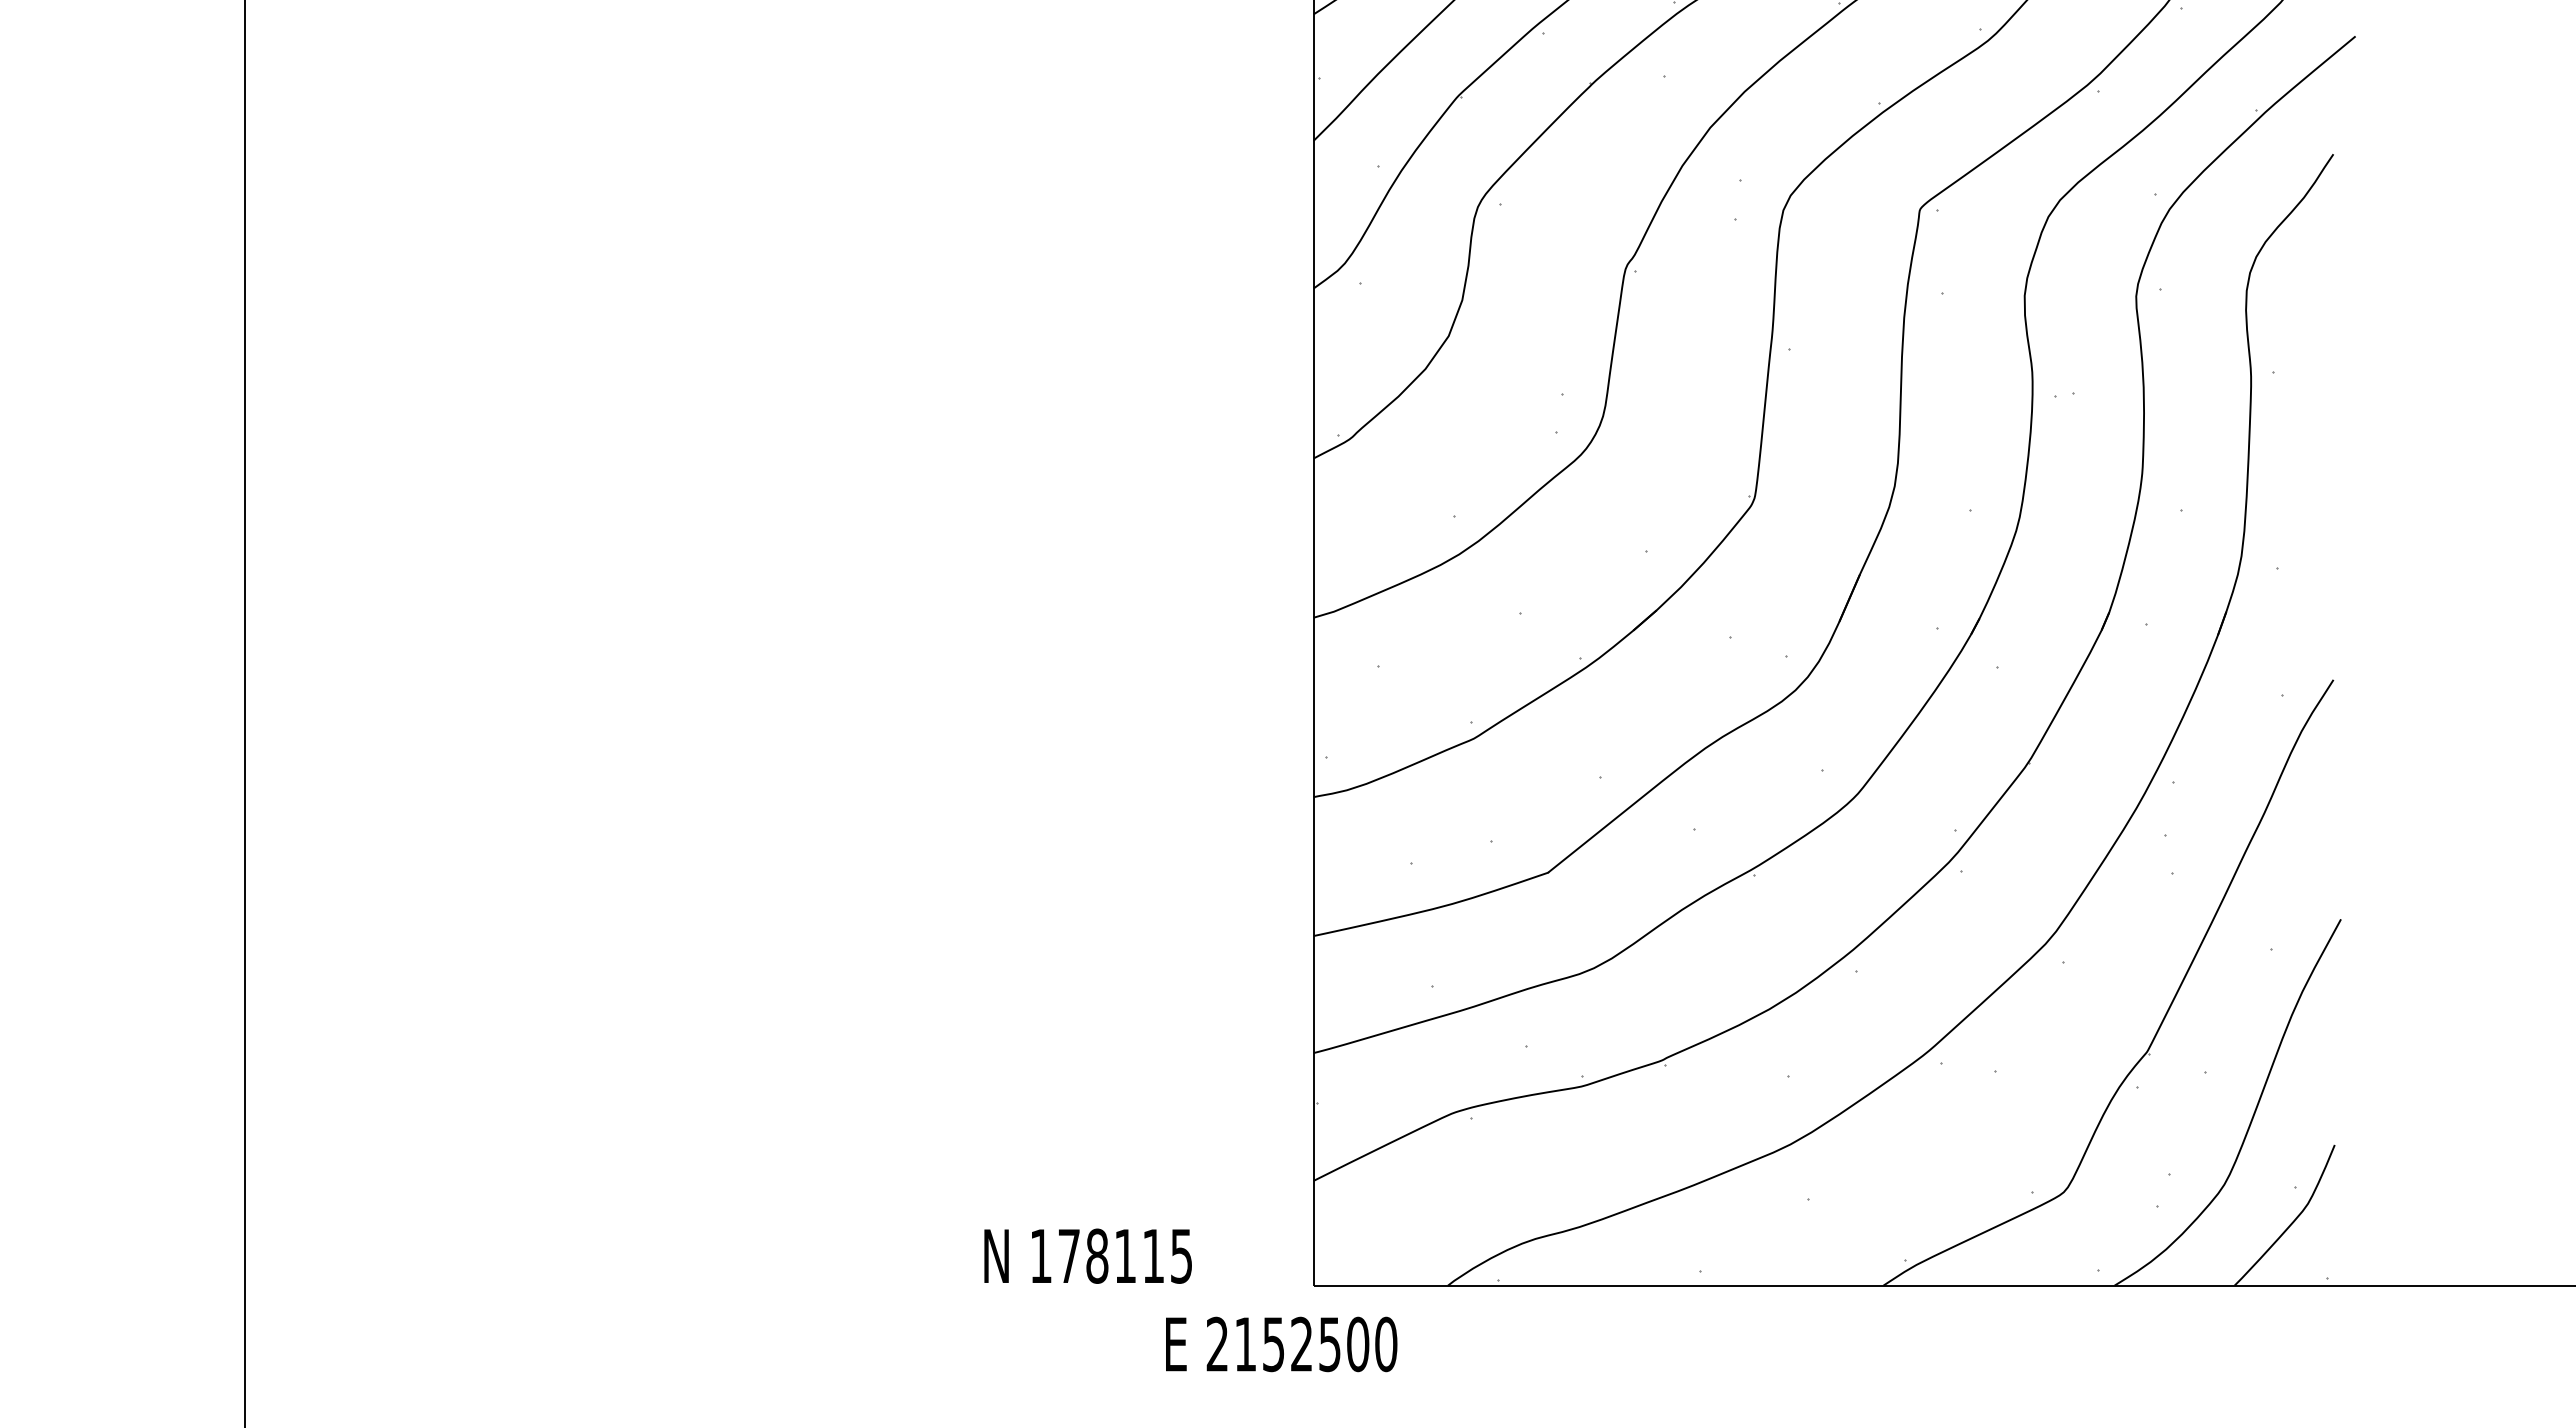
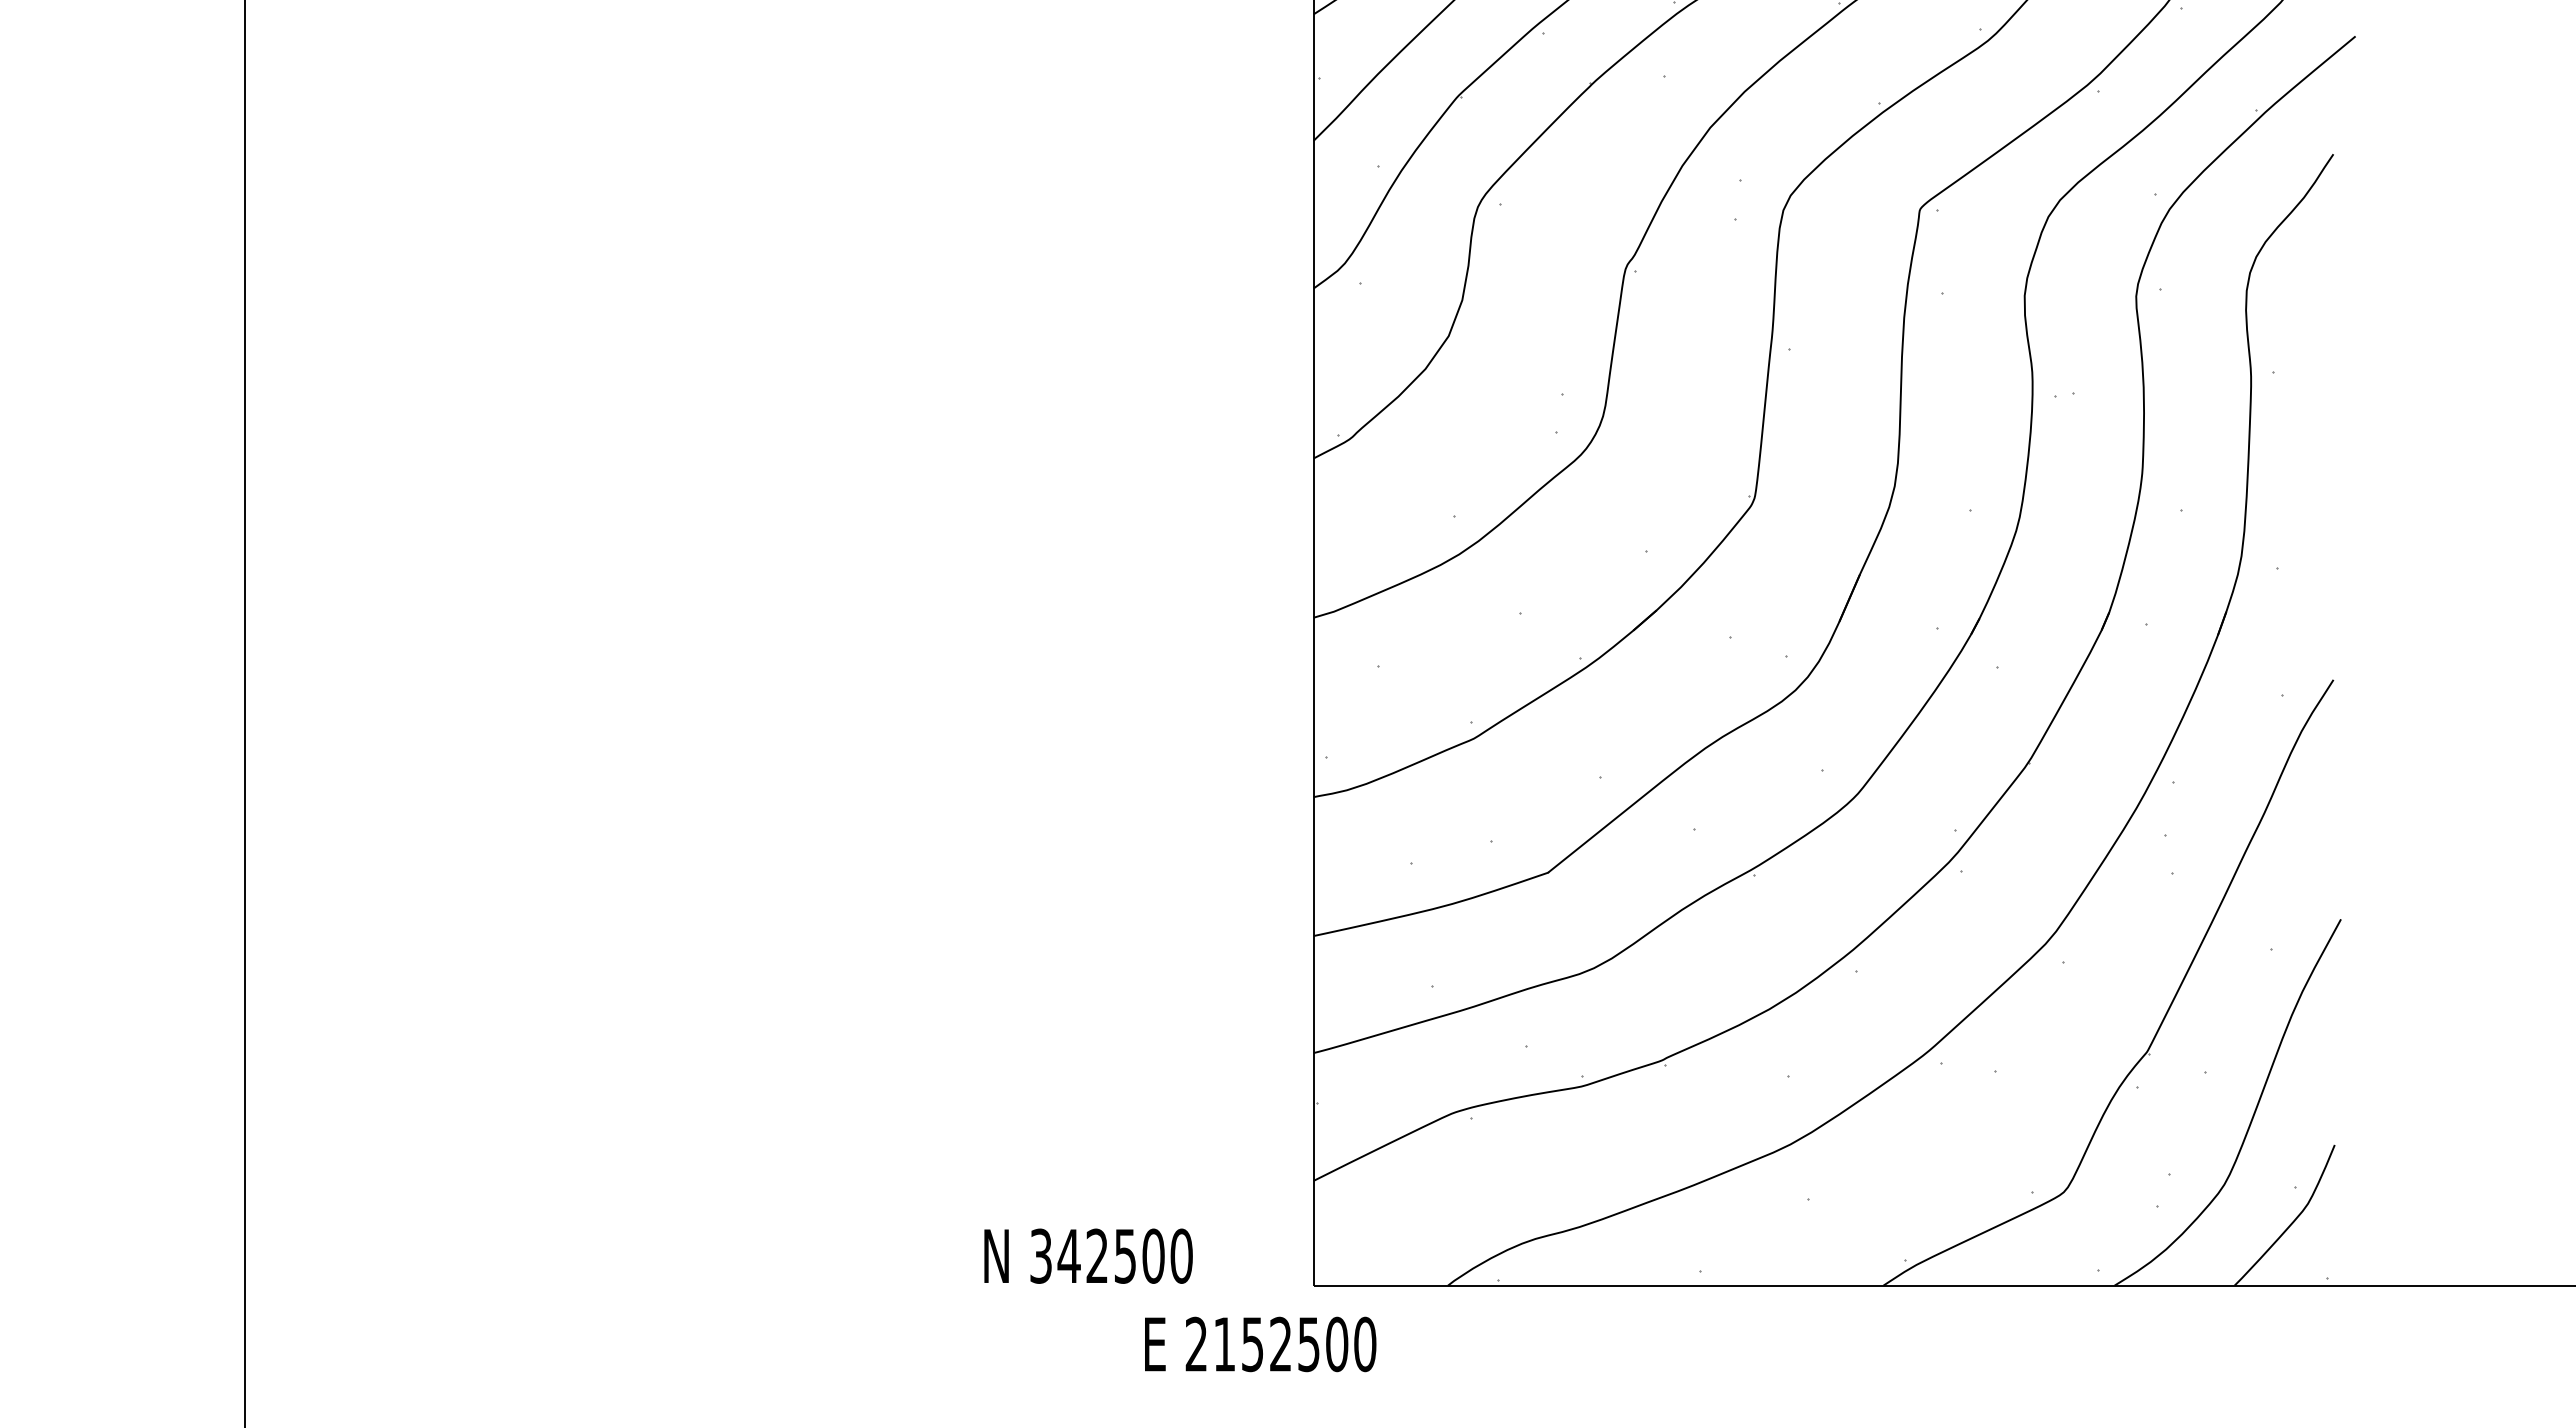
text: 178115 -> 342500 (1111, 1255)
text position: (1281, 1344) -> (1260, 1344) (1260, 1344)
